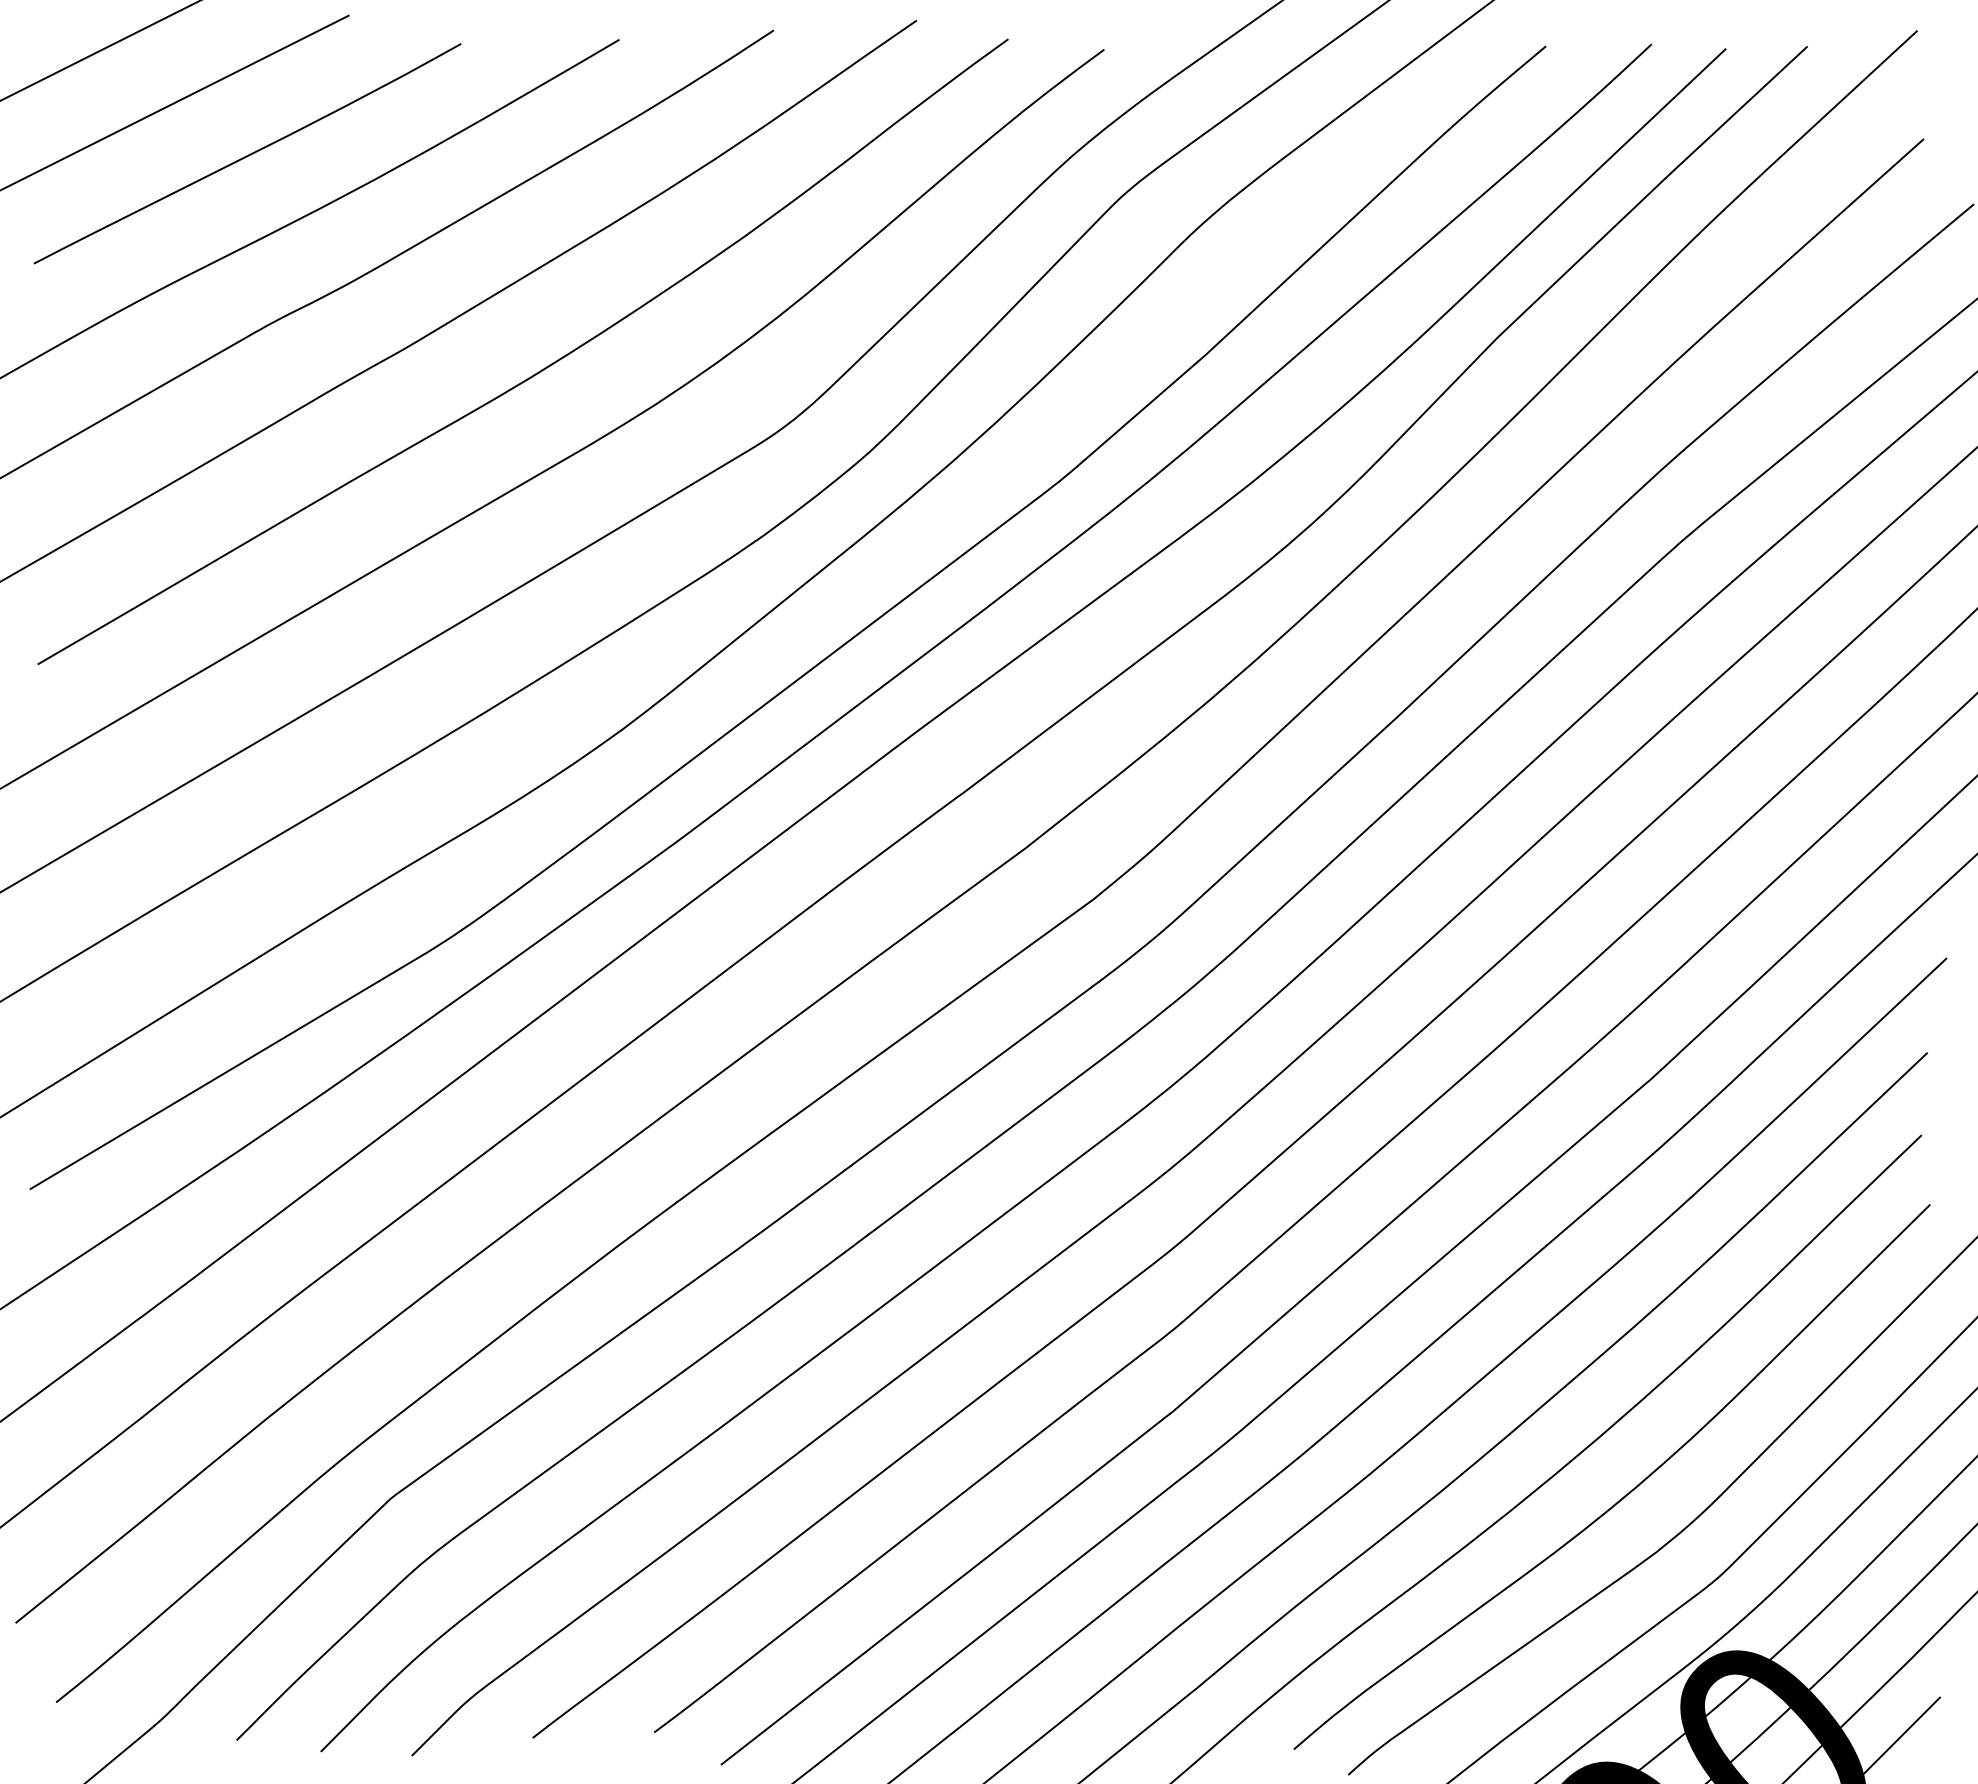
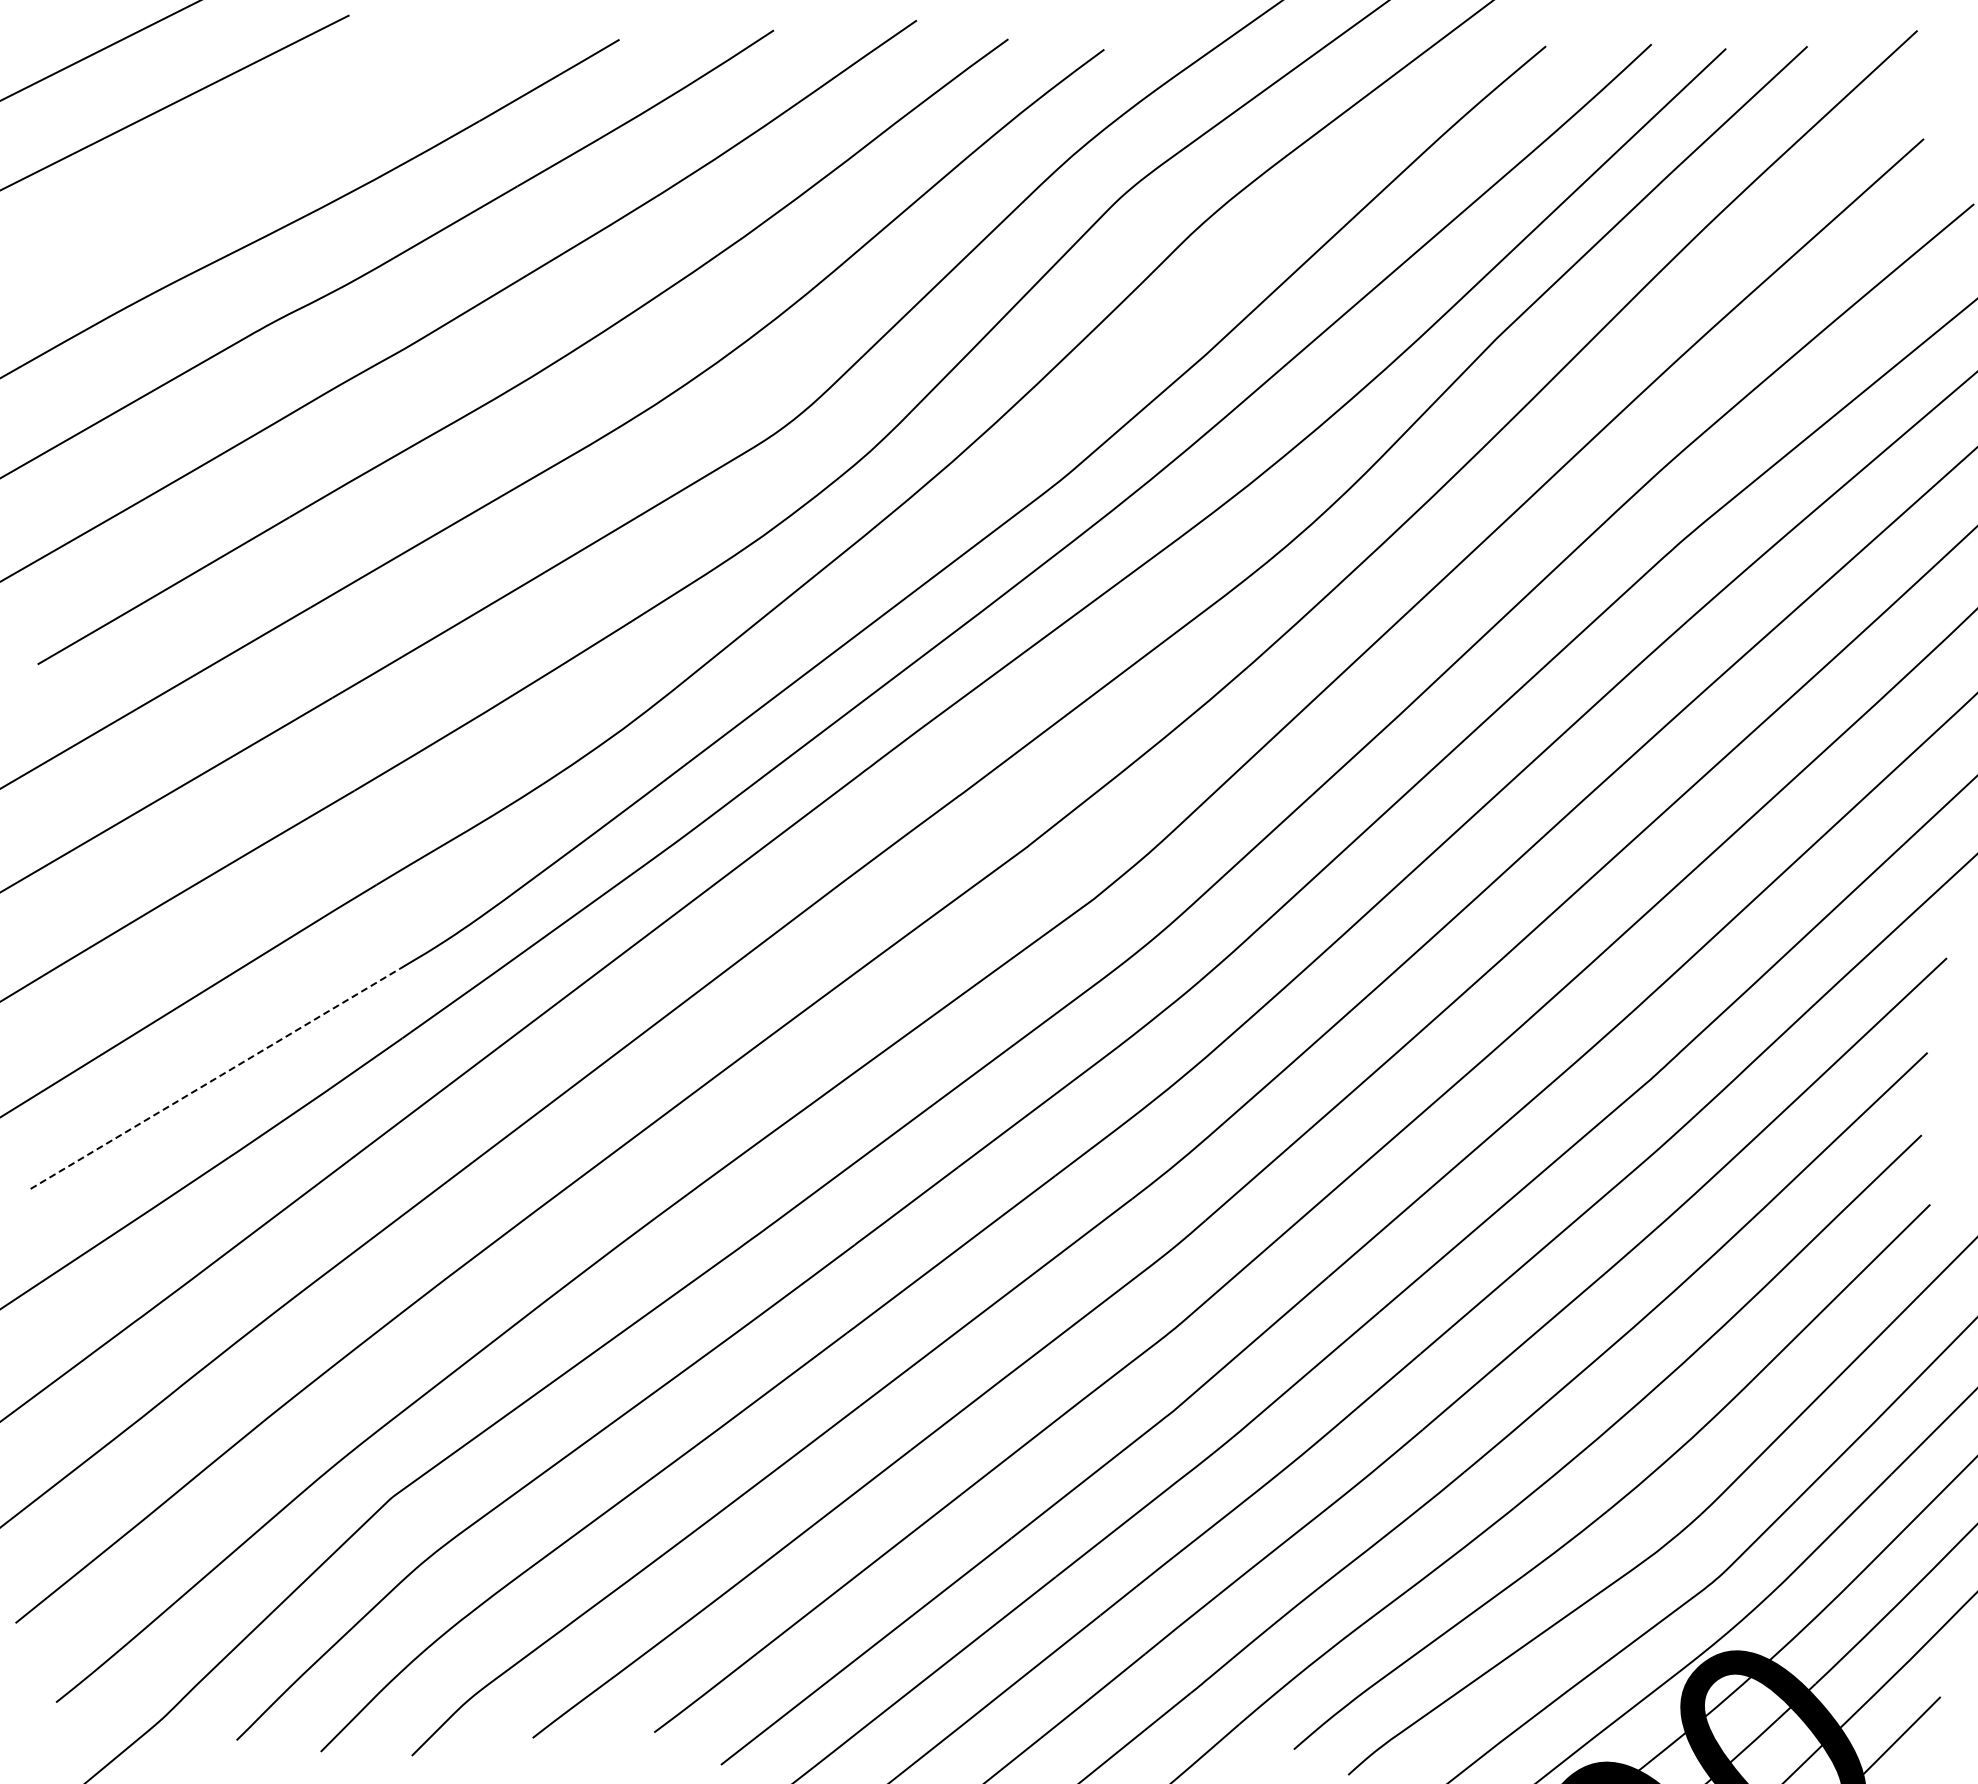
part: present -> none (247, 153)
line: solid -> dashed (215, 1078)
